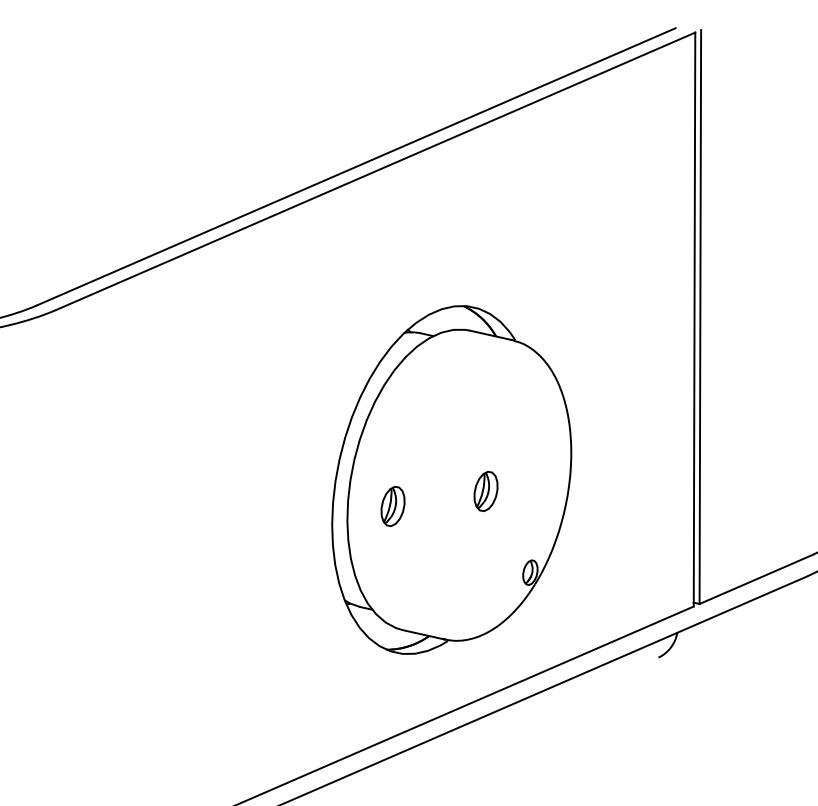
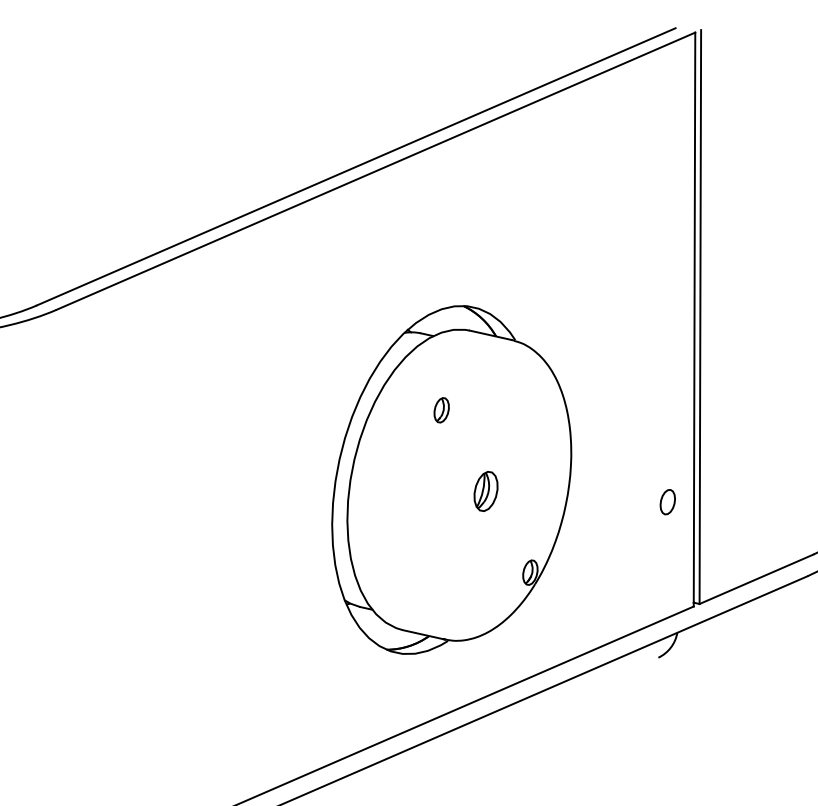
part: none -> present (441, 410)
part: none -> present (667, 502)
part: present -> none (392, 506)
